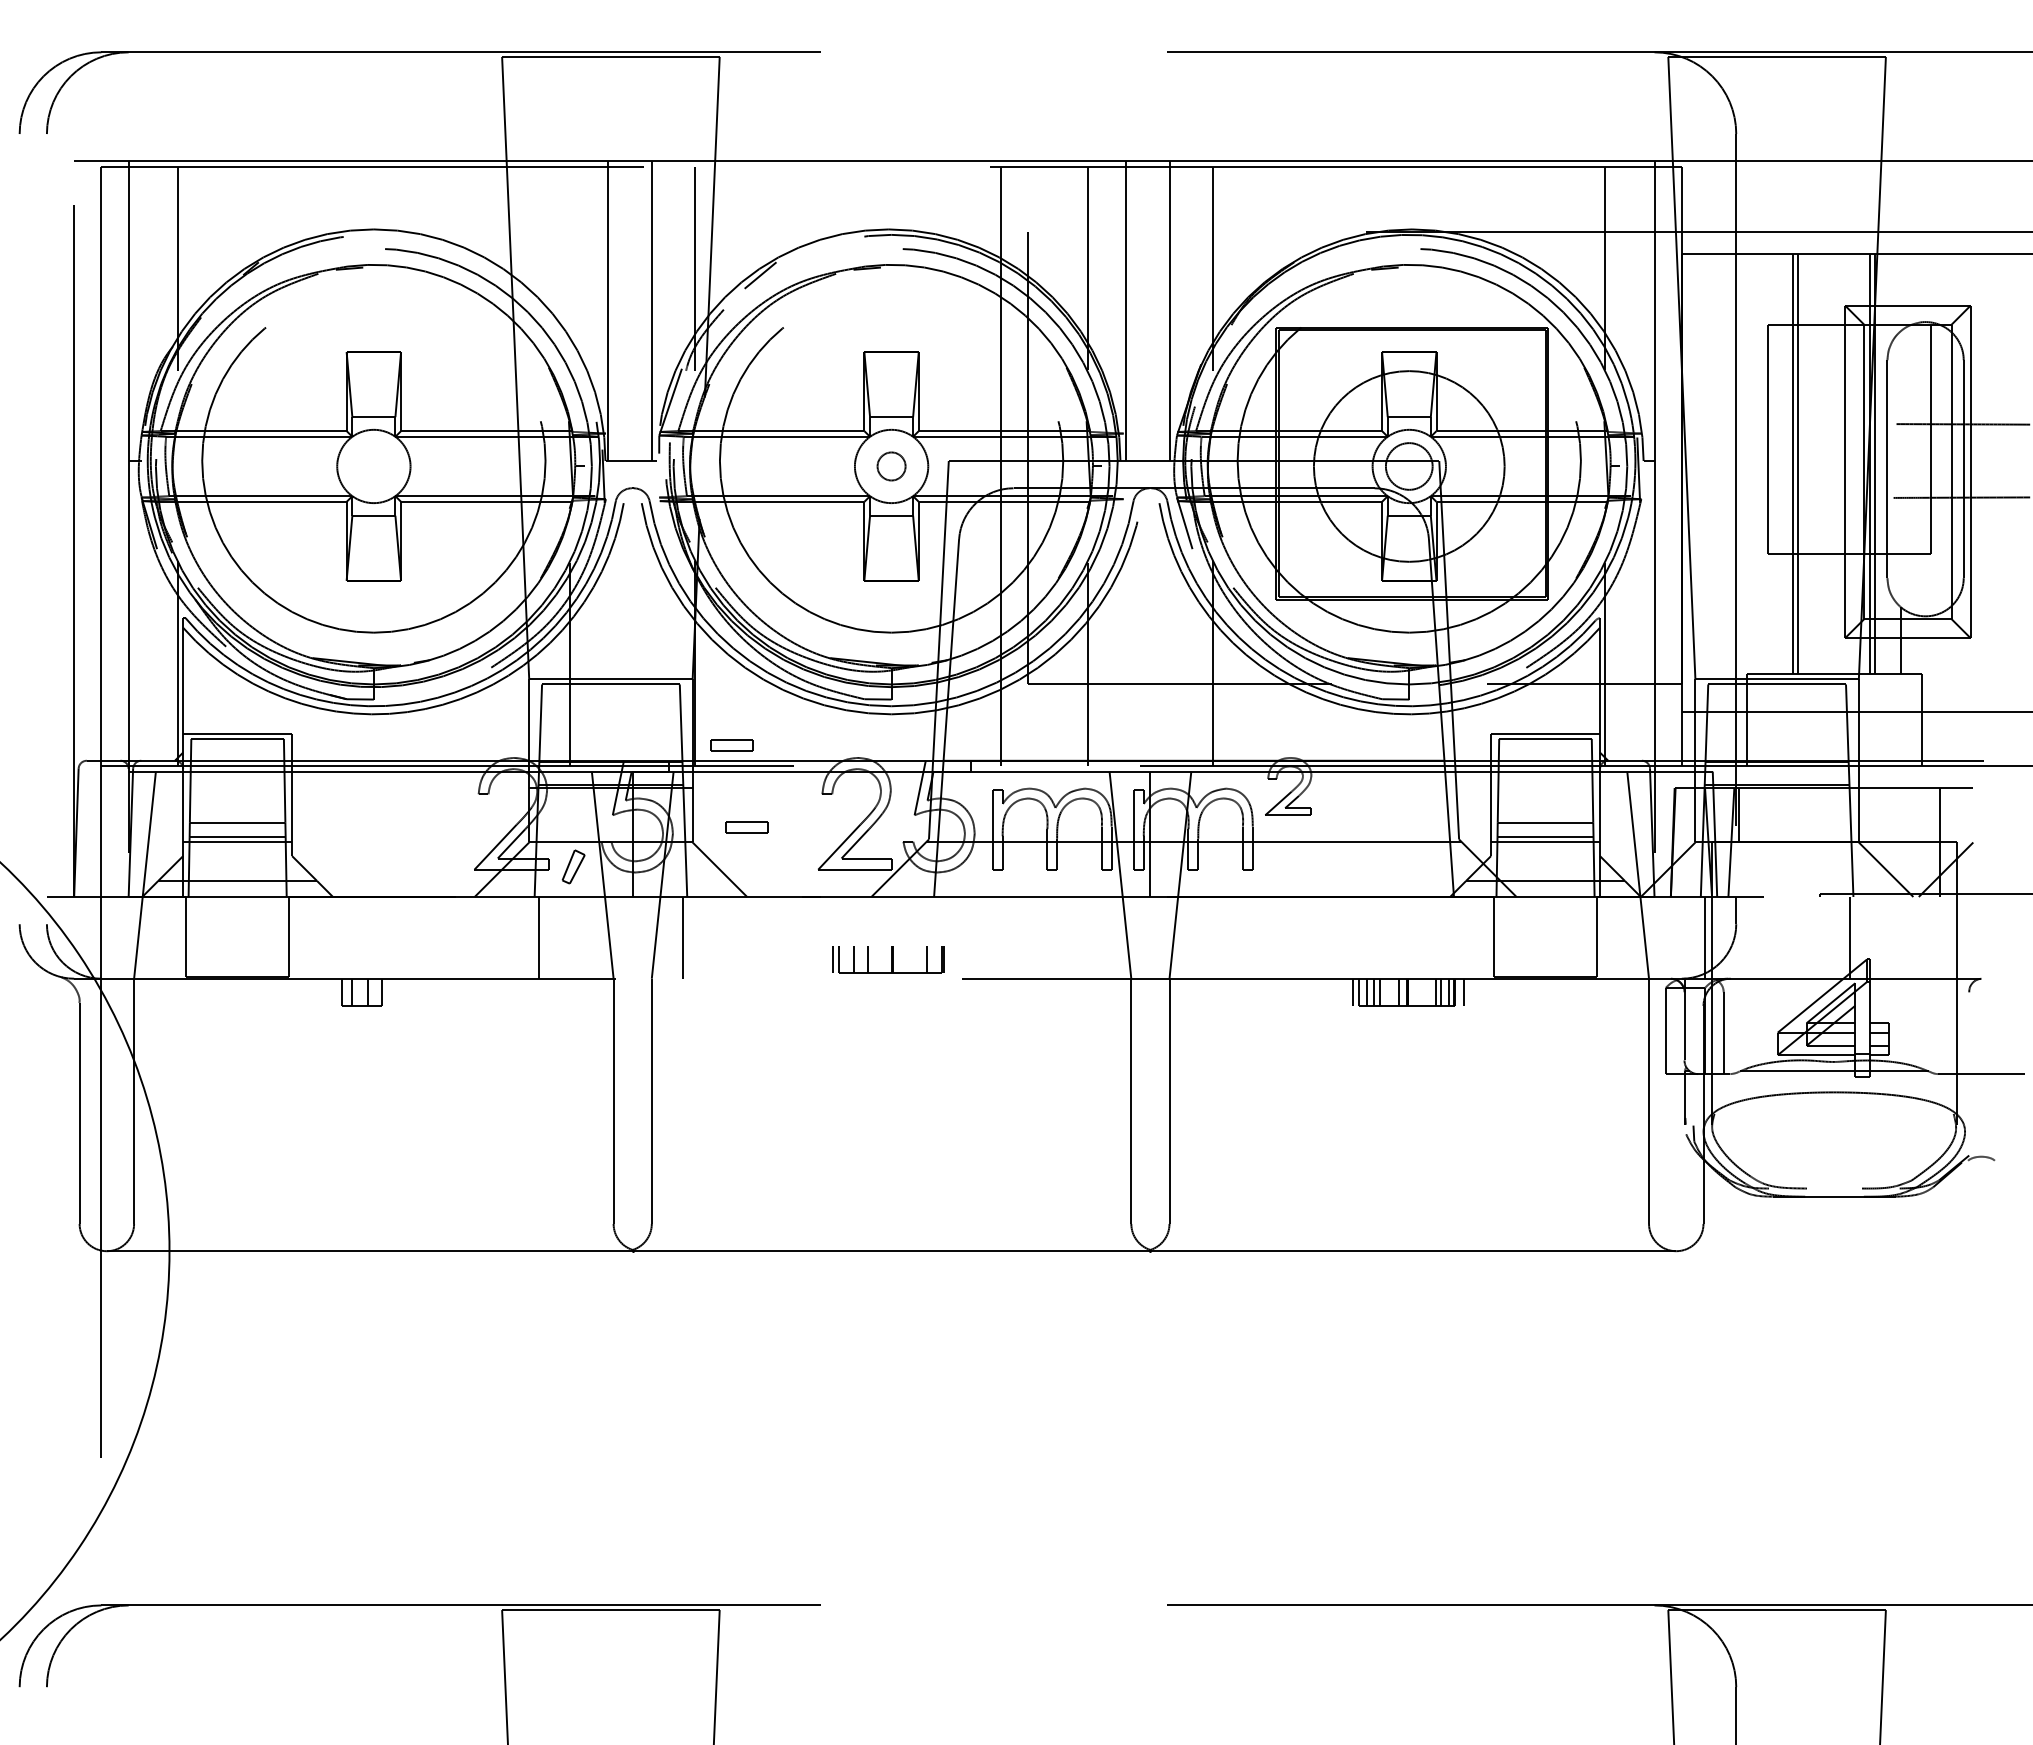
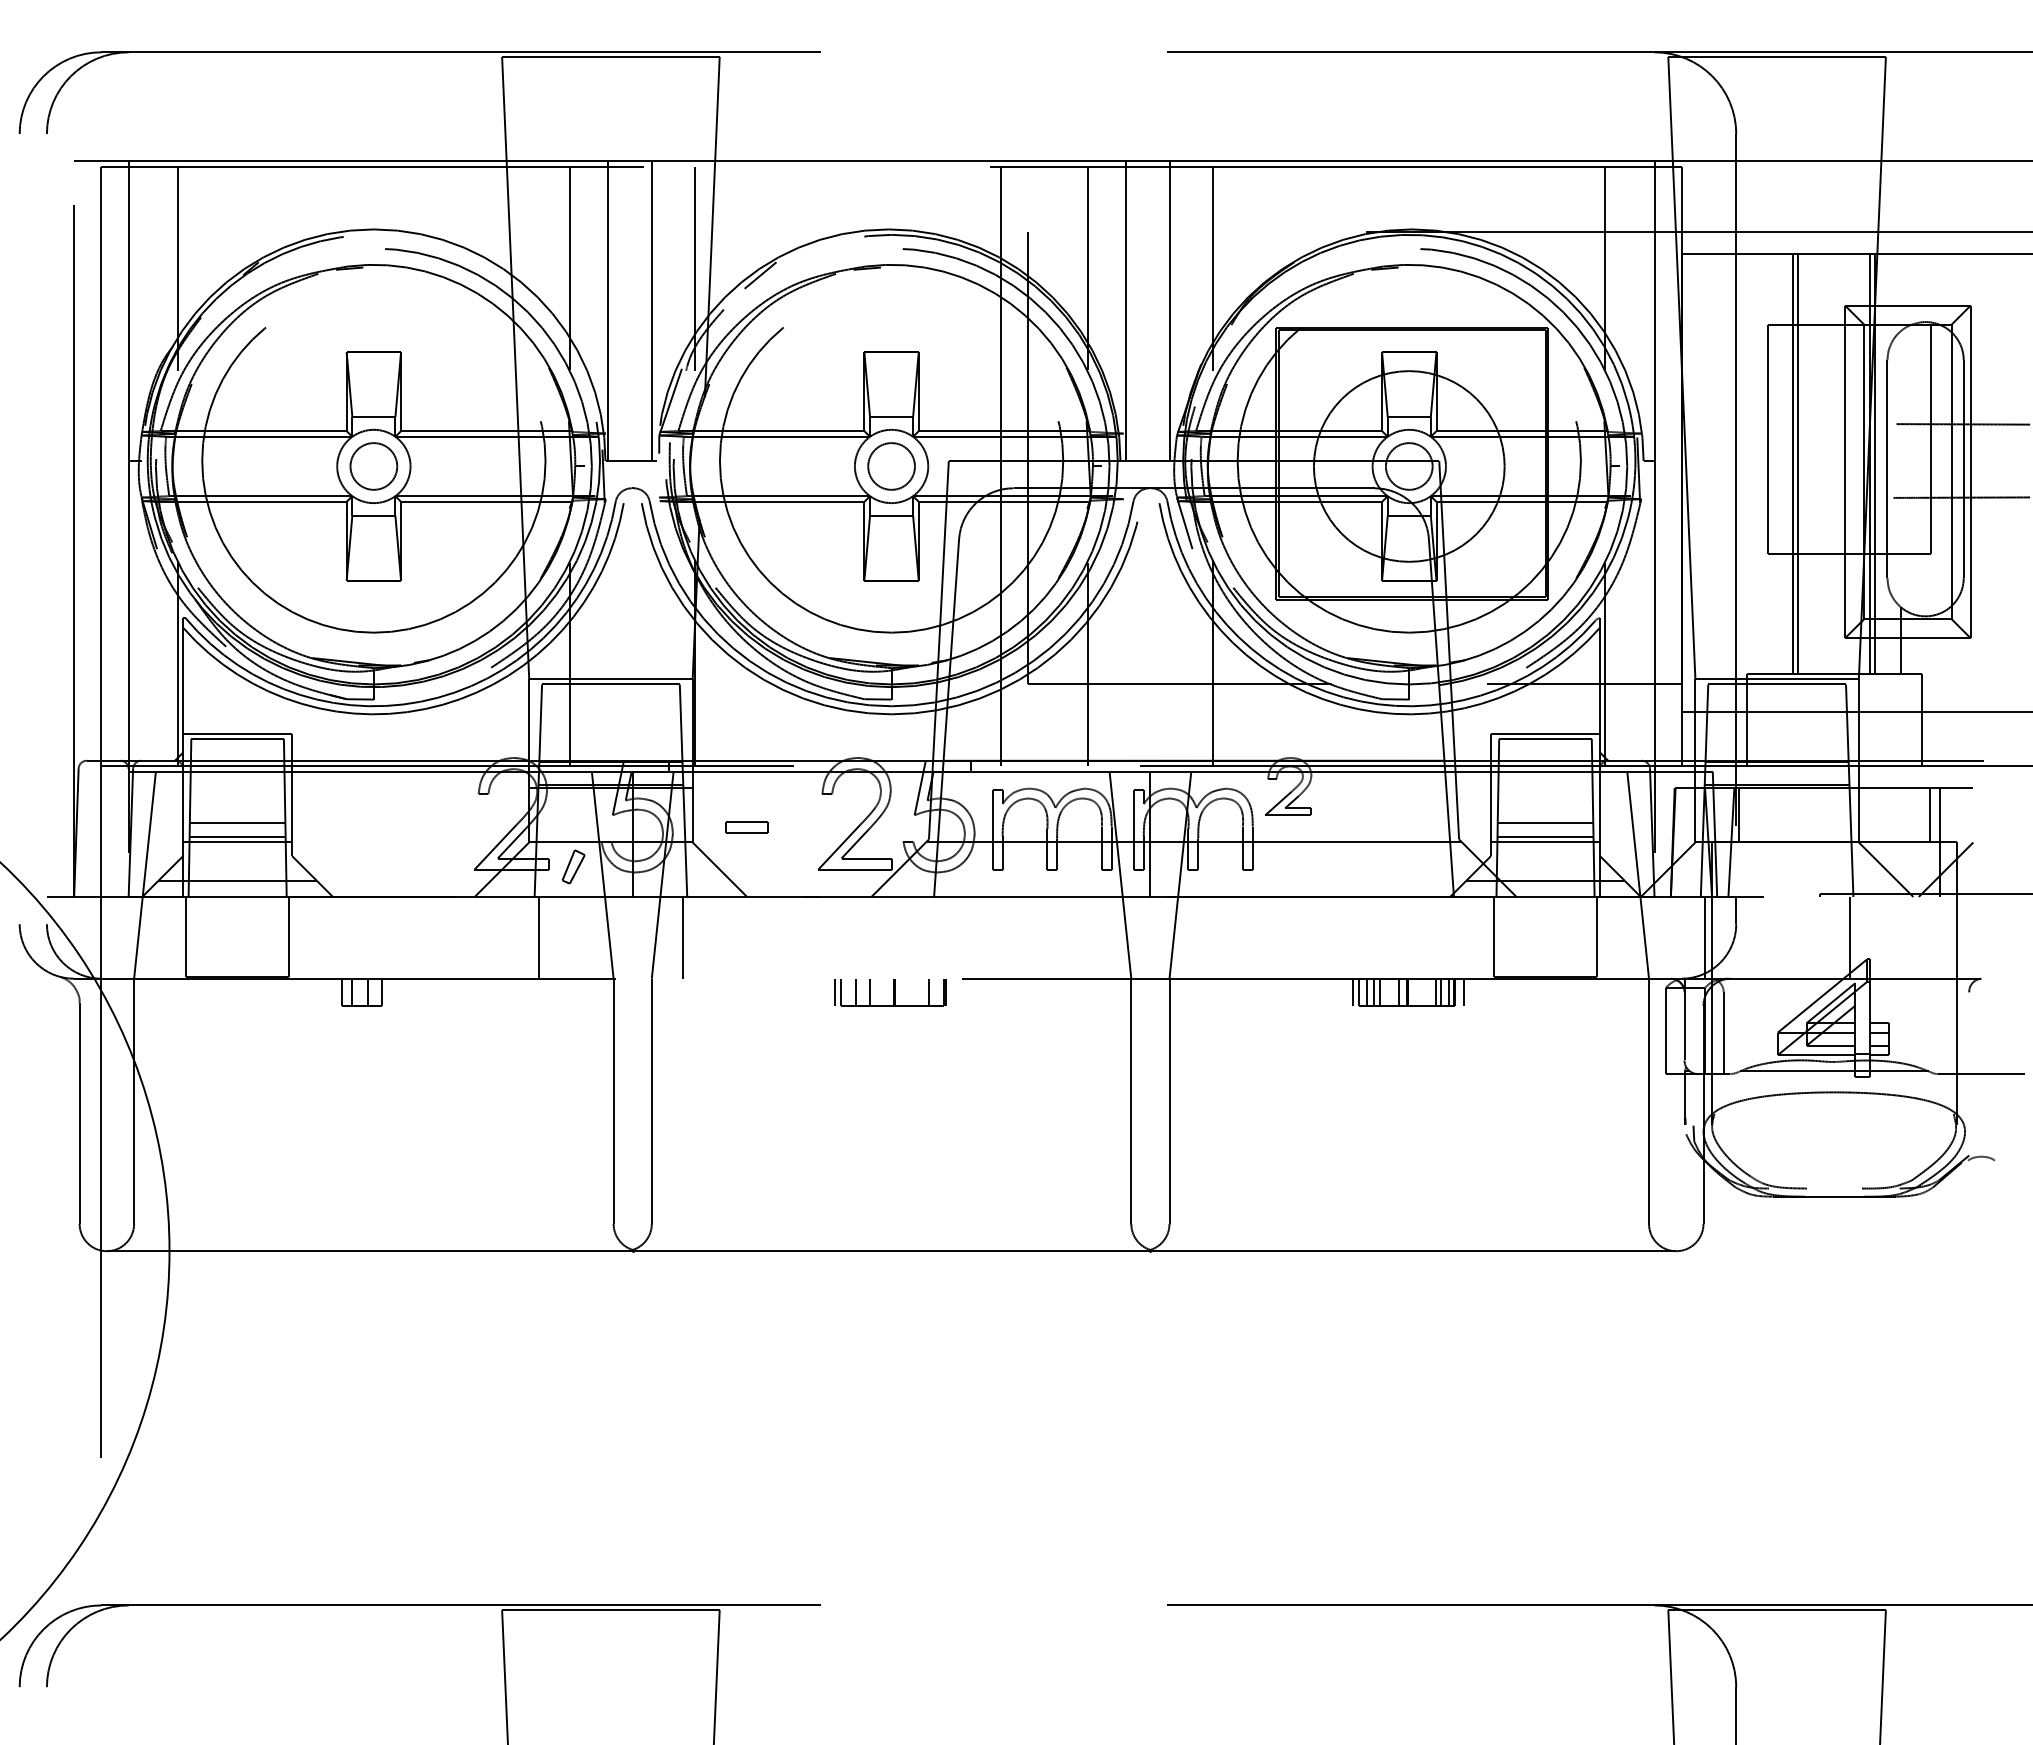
line: none -> present (570, 267)
circle: none -> present (373, 466)
circle diameter: 28 px -> 47 px (891, 466)
part: present -> none (731, 745)
line: none -> present (1929, 815)
part position: (888, 959) -> (890, 992) (890, 992)
